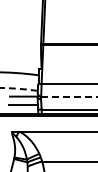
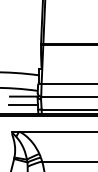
arc: dashed -> solid (18, 88)
line: dashed -> solid (69, 96)
